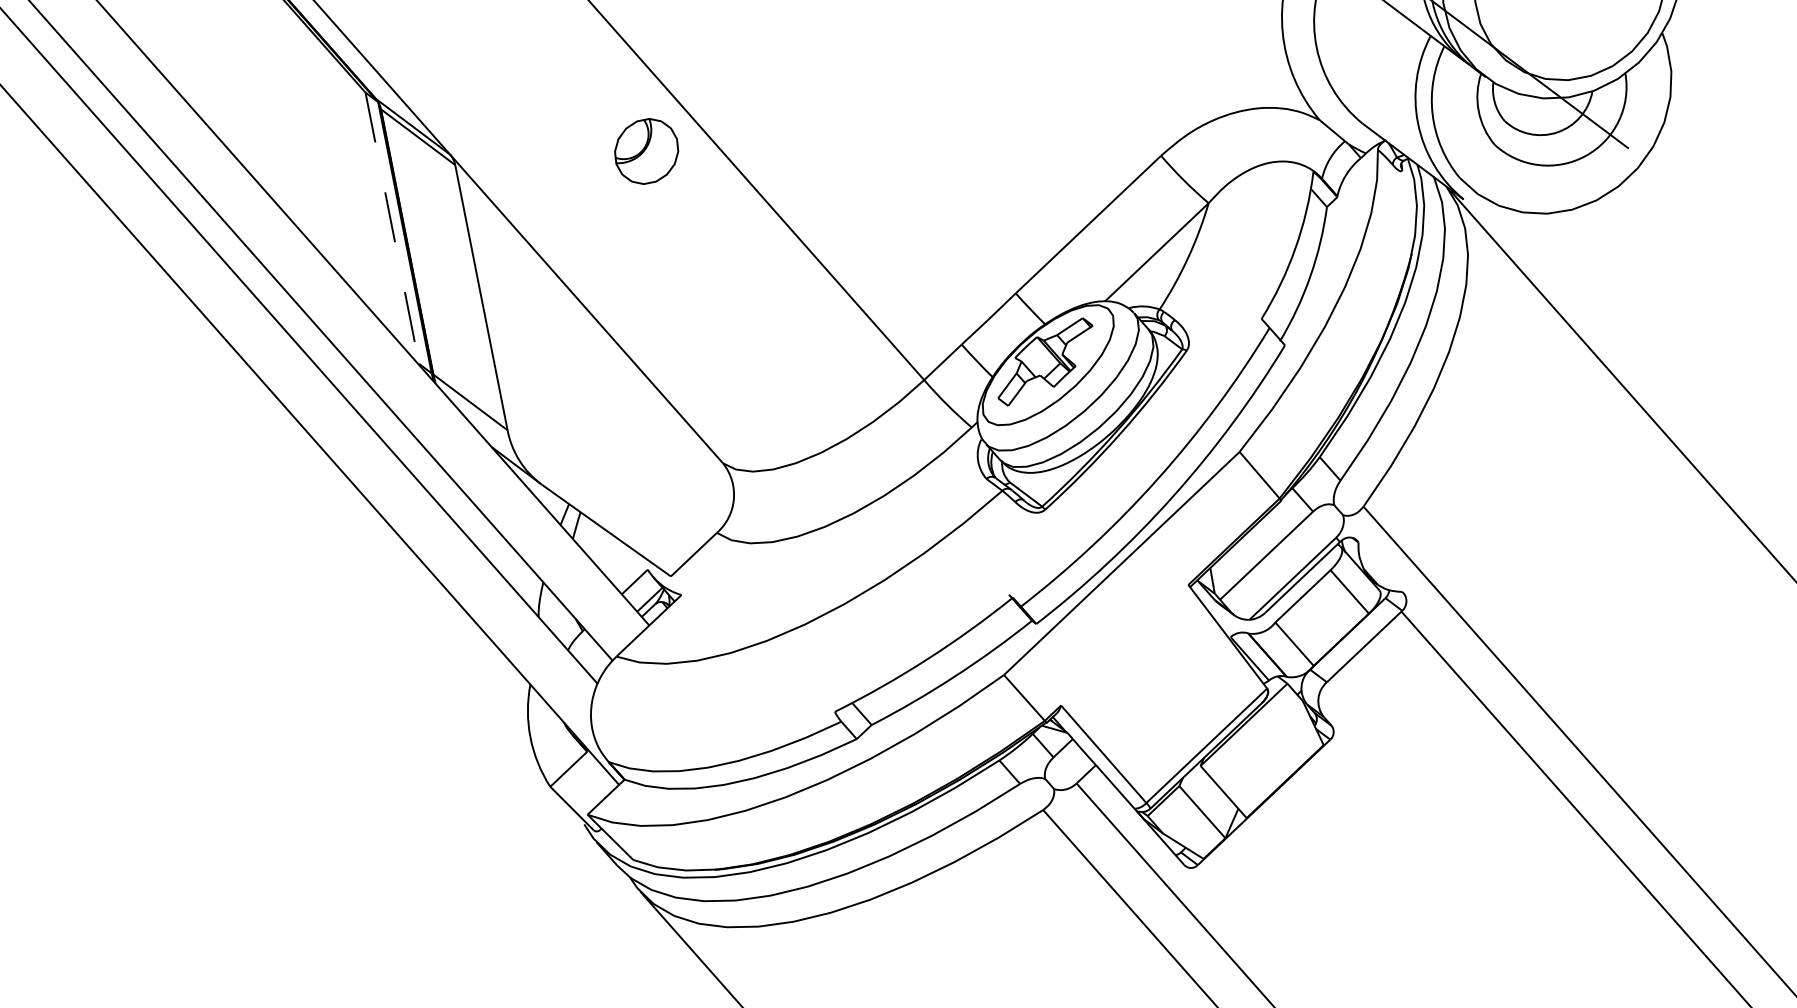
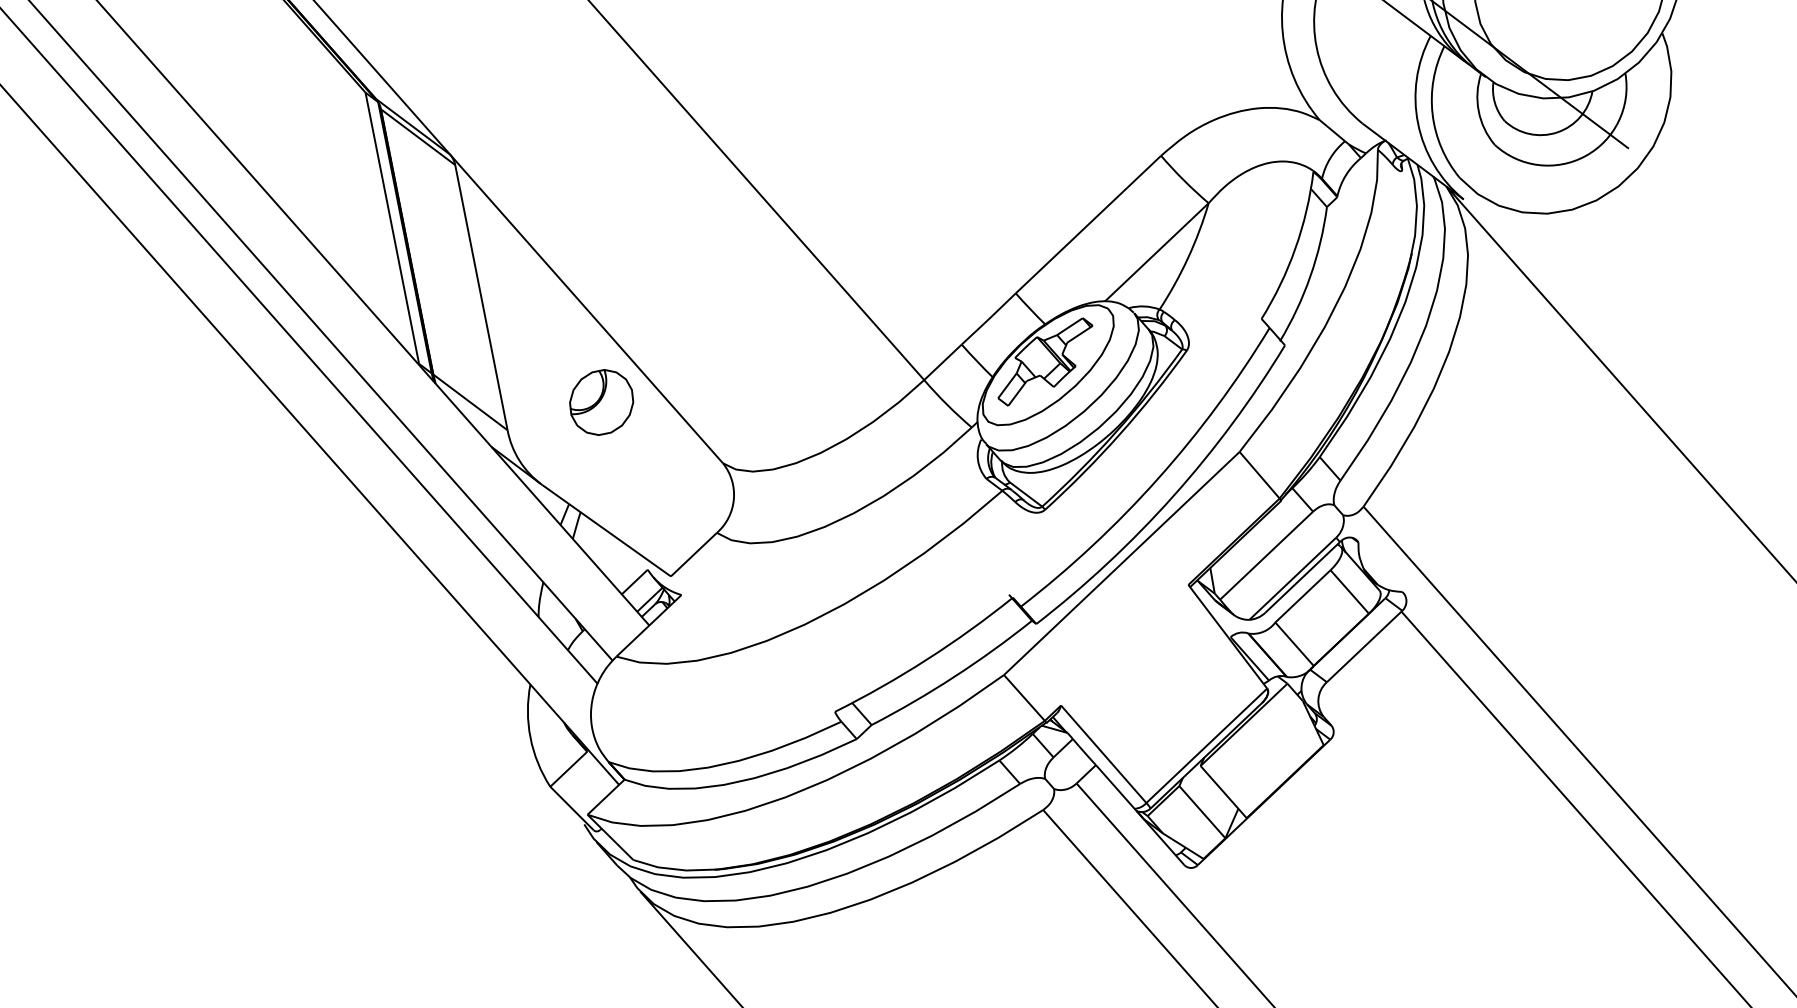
part position: (646, 151) -> (601, 402) (601, 402)
line: dashed -> solid (392, 228)
